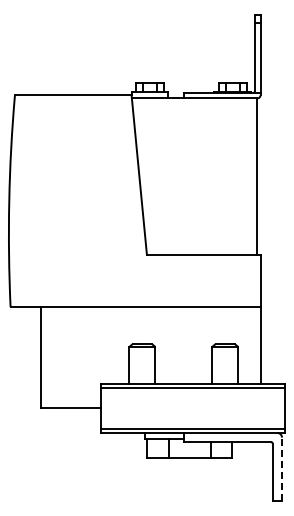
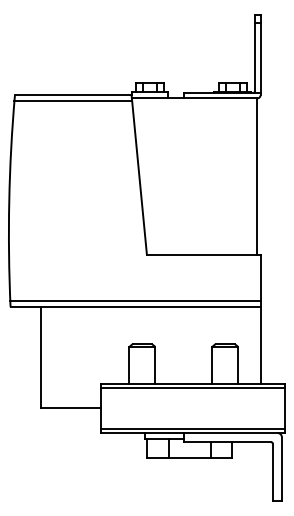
line: none -> present (73, 101)
line: none -> present (135, 300)
line: dashed -> solid (282, 468)
